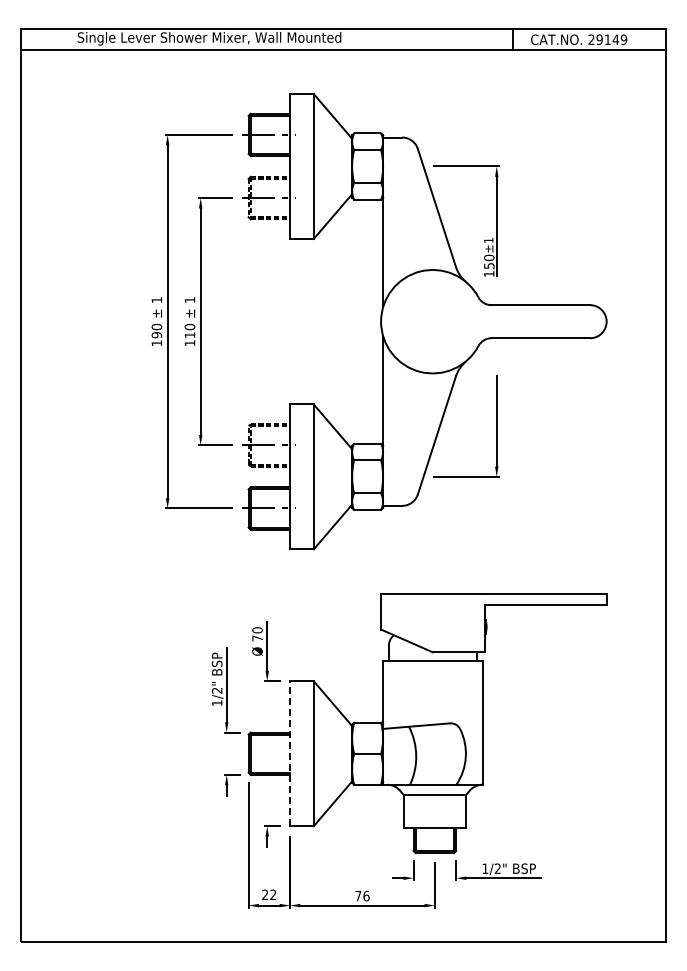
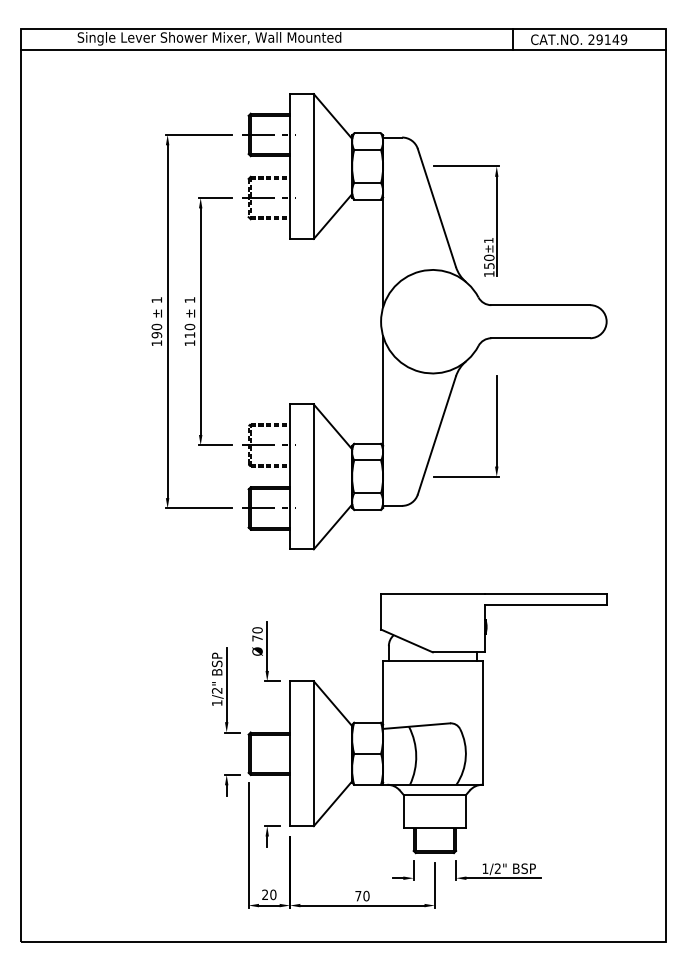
line: dashed -> solid (290, 753)
text: 22 -> 20 (273, 894)
text: 76 -> 70 (366, 895)
